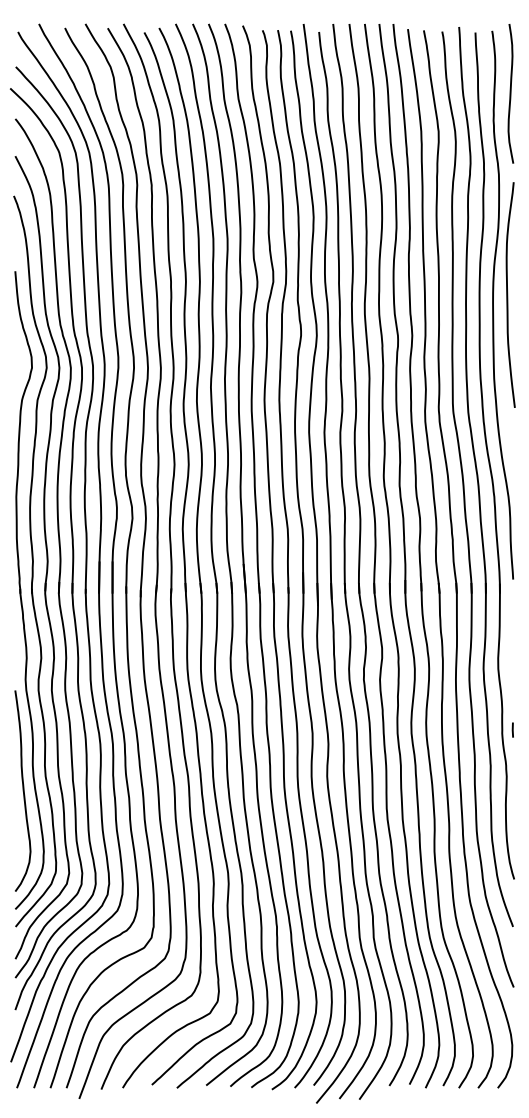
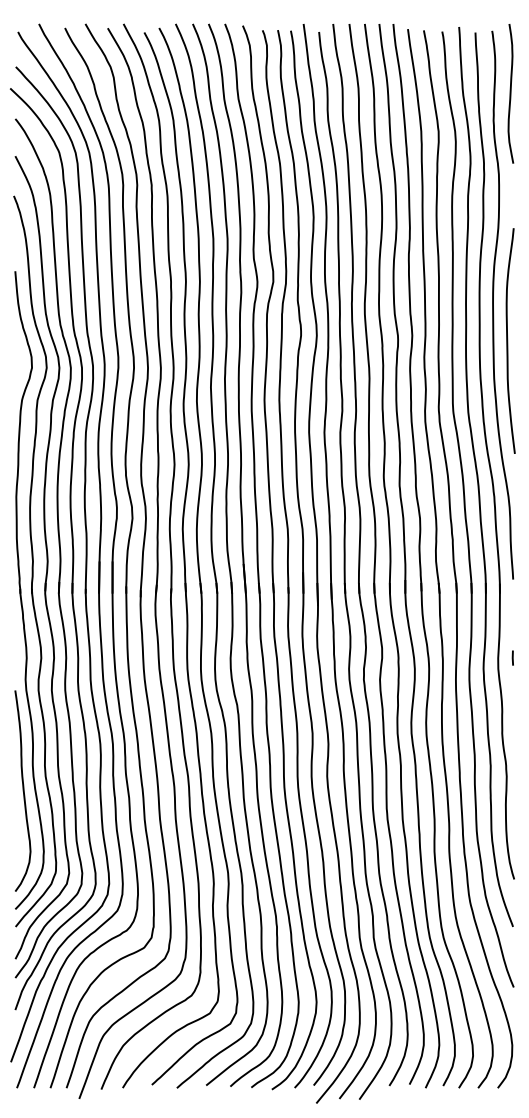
curve position: (508, 294) -> (508, 340) (508, 340)
line position: (512, 729) -> (512, 657) (512, 657)
